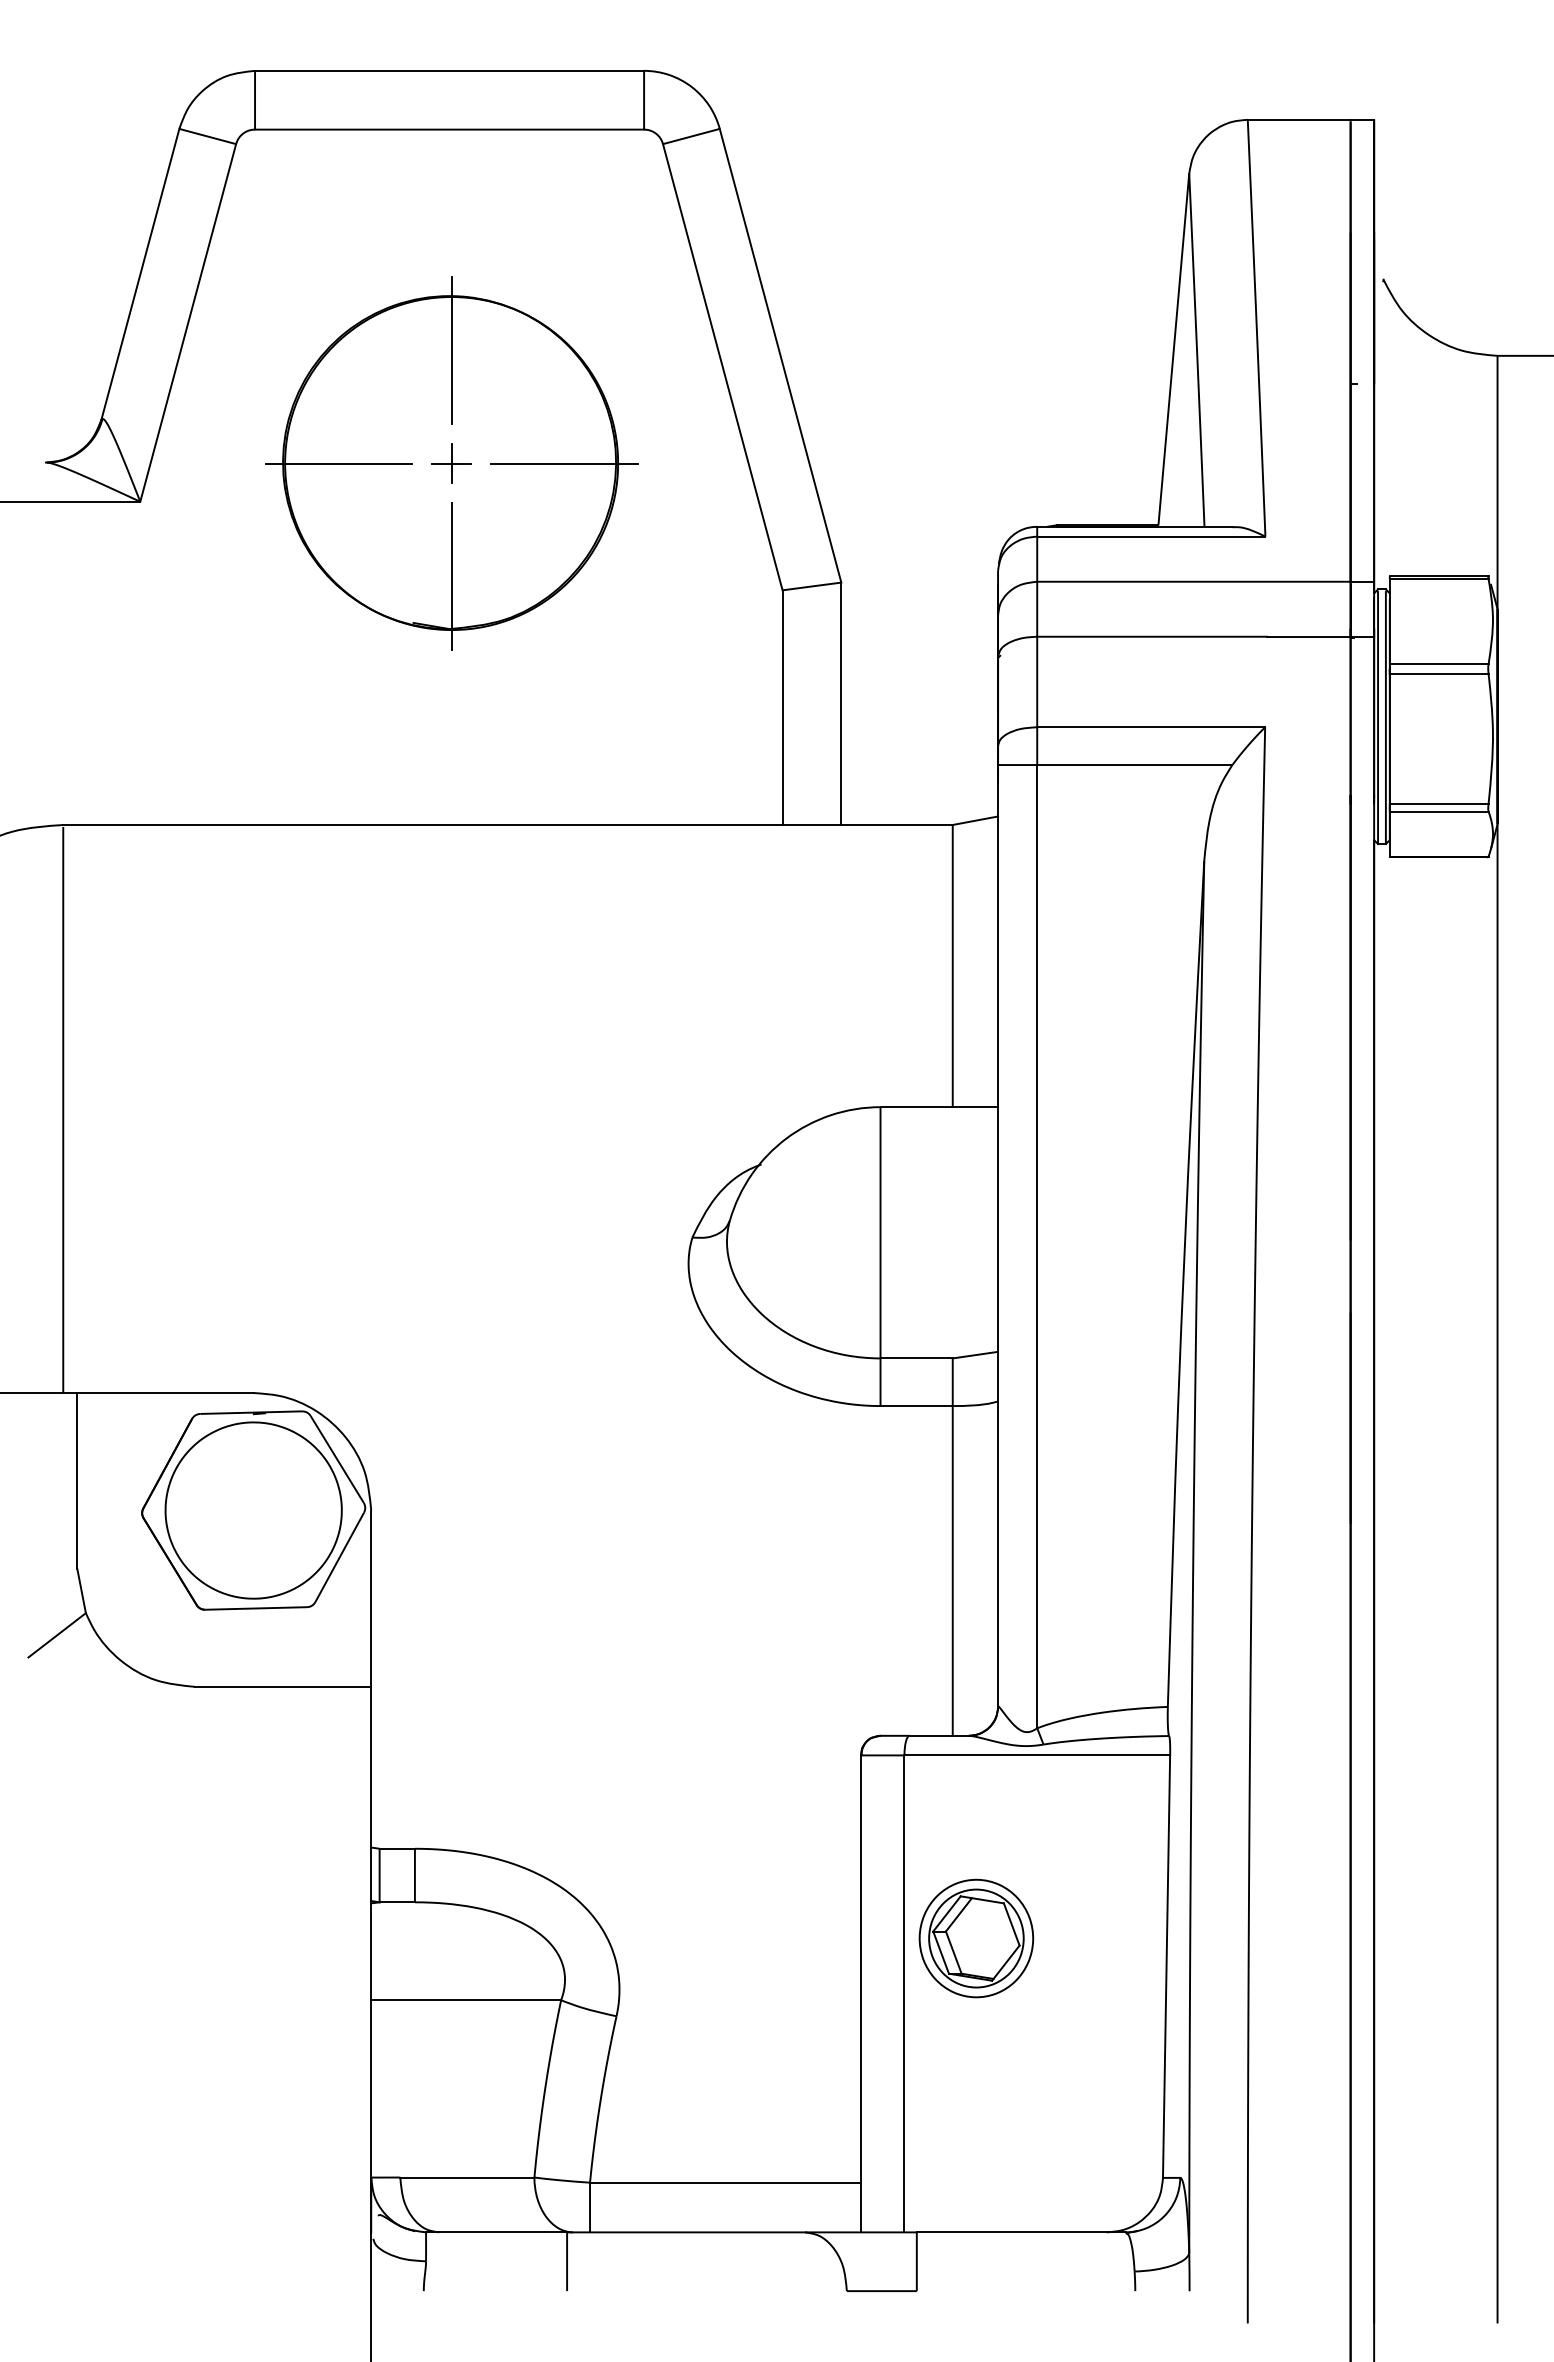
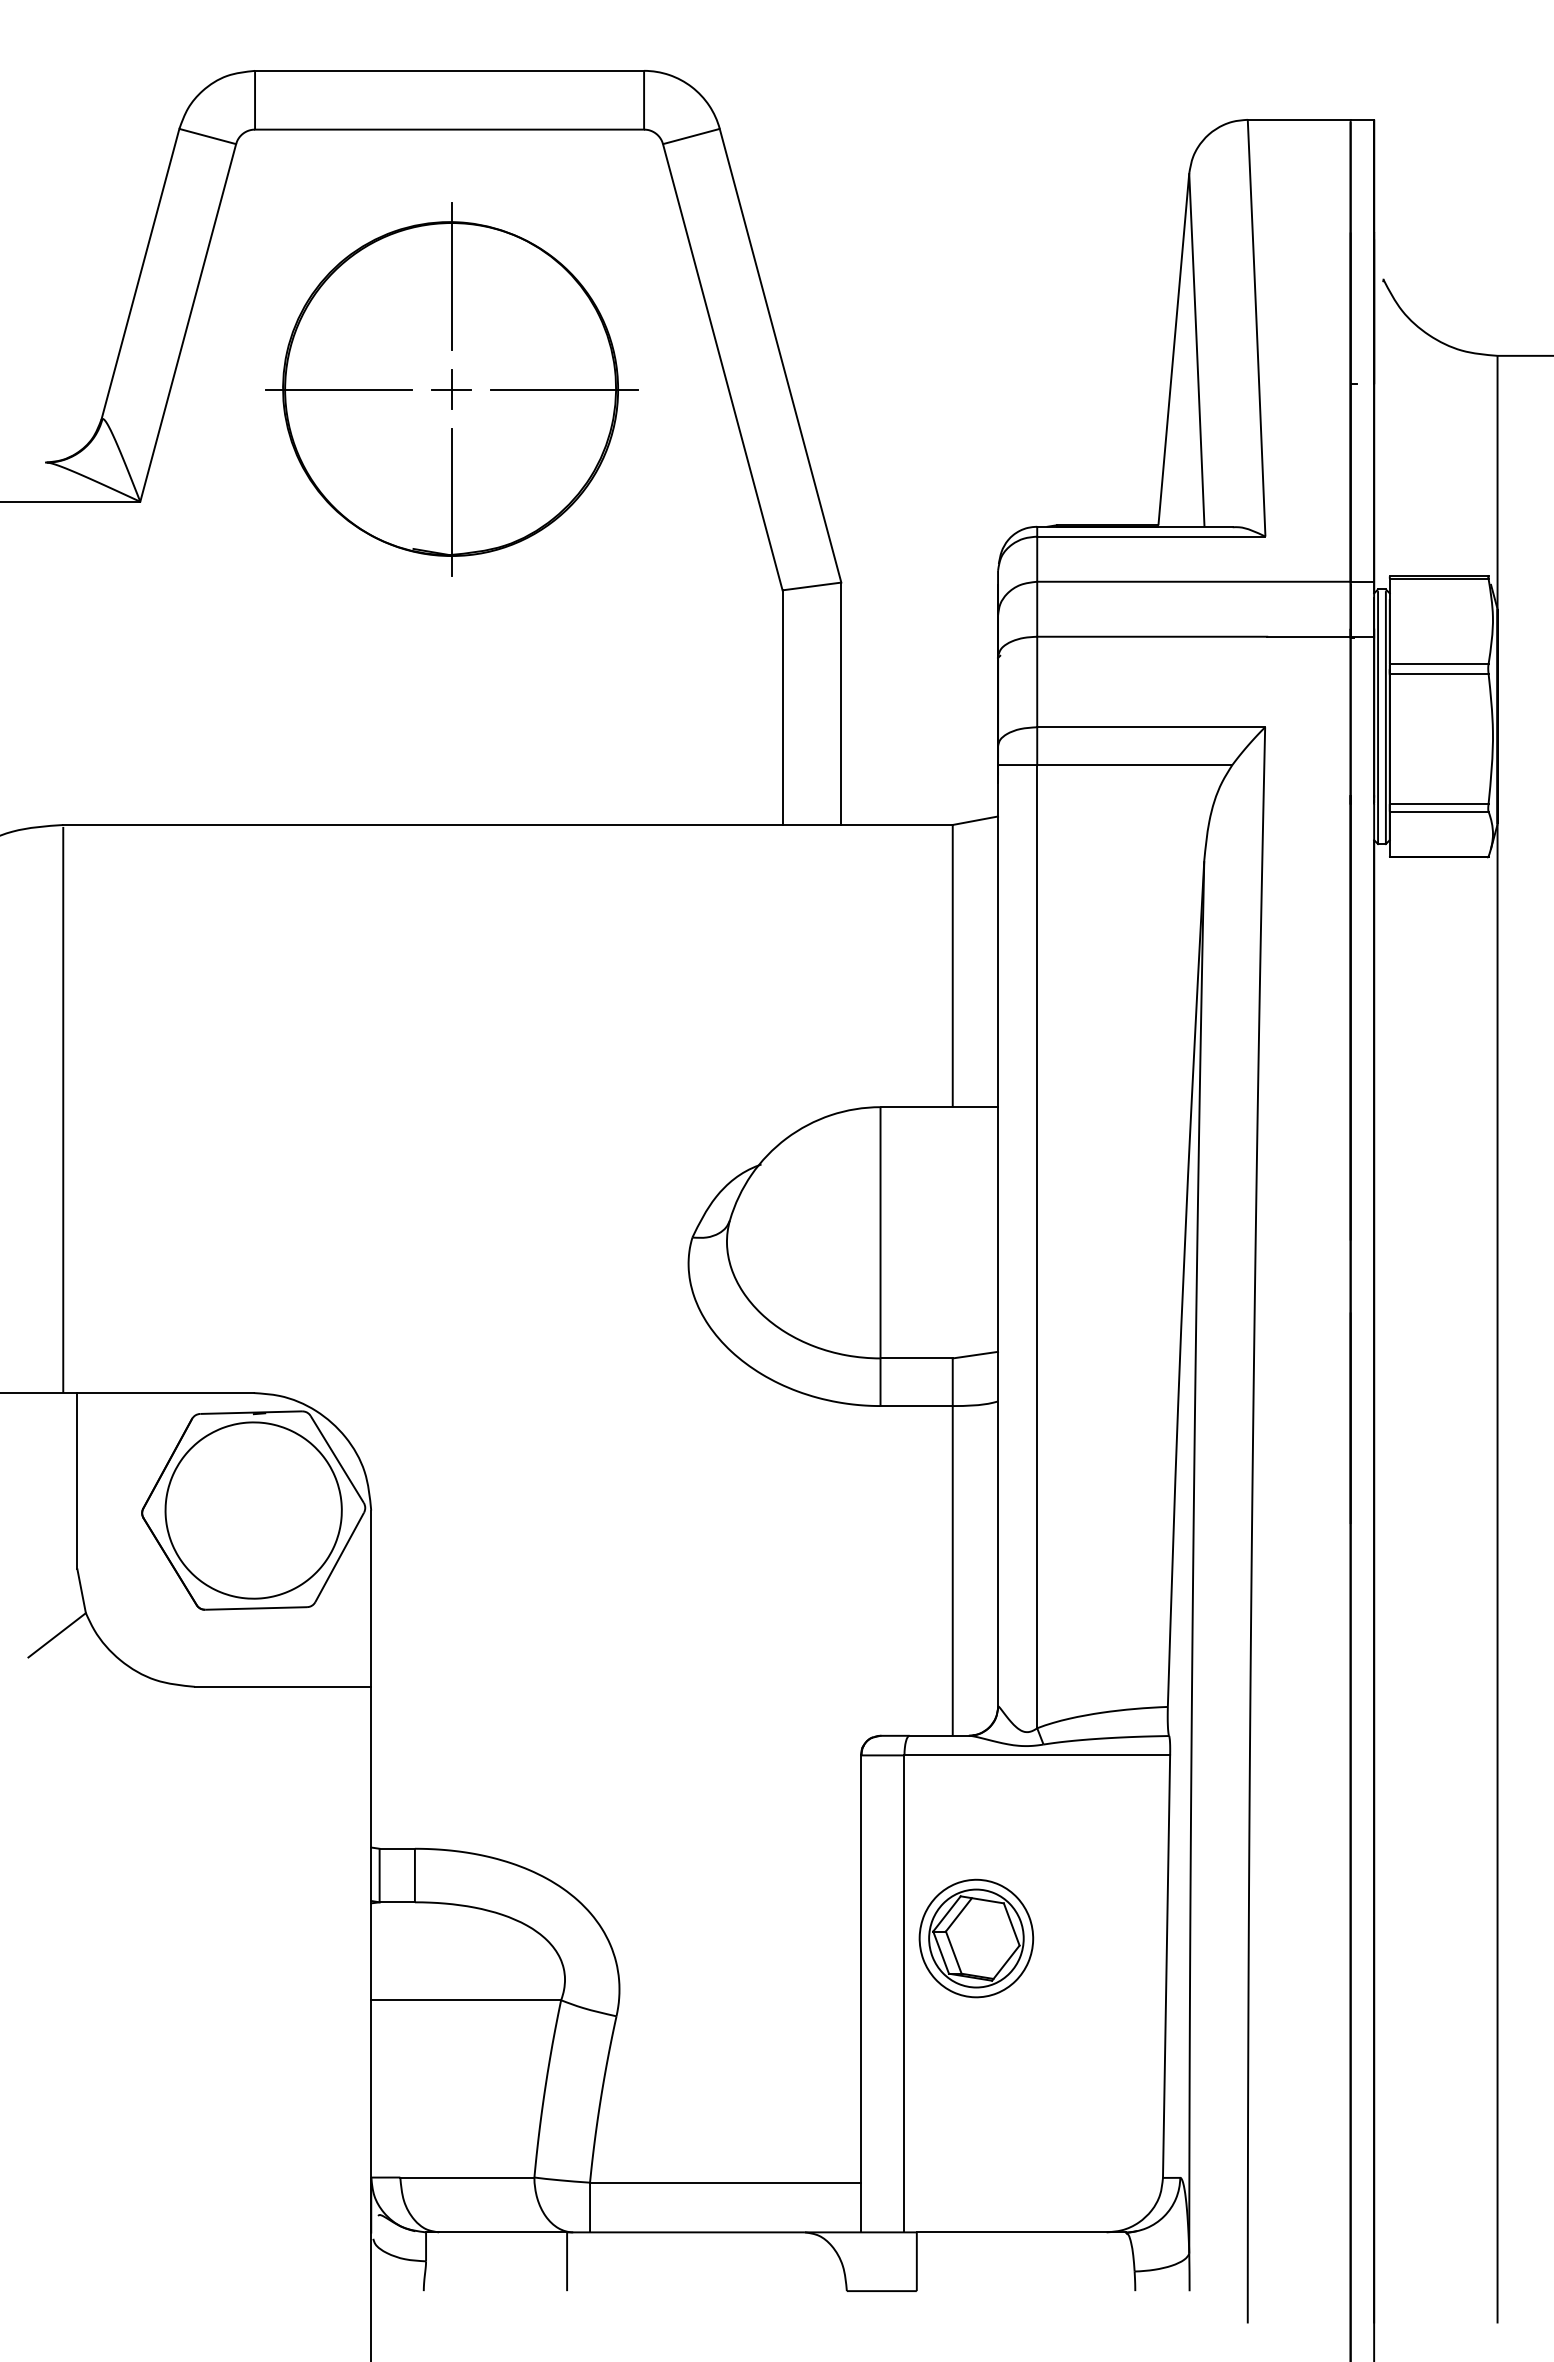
part position: (451, 463) -> (451, 389) (451, 389)
